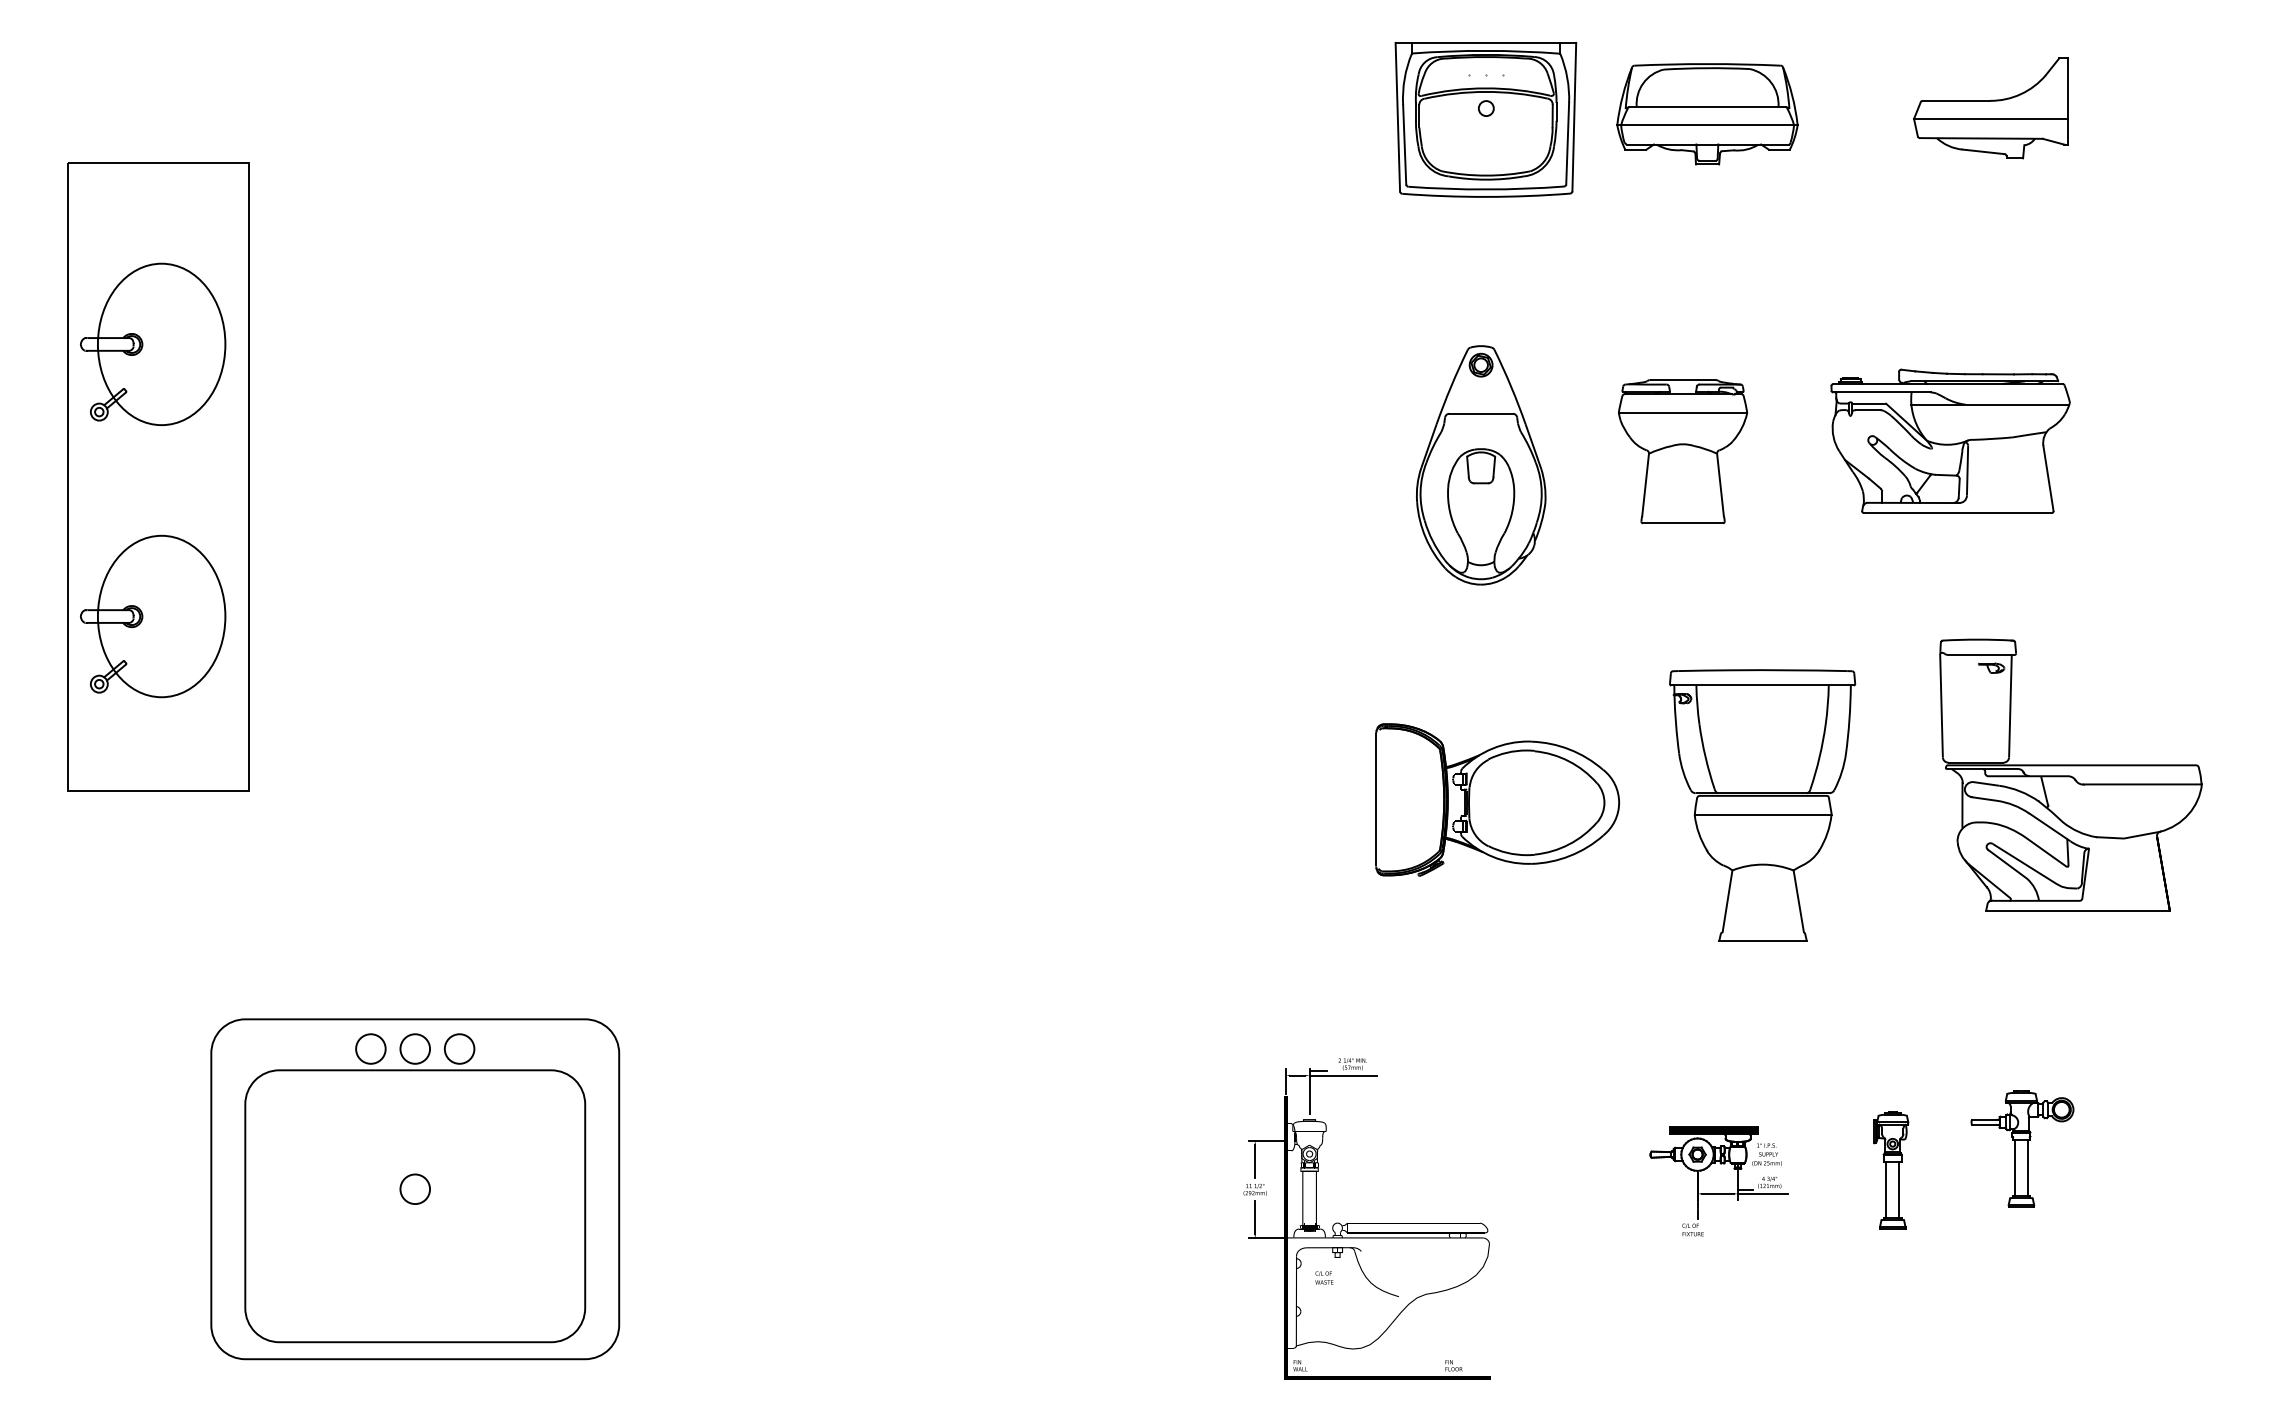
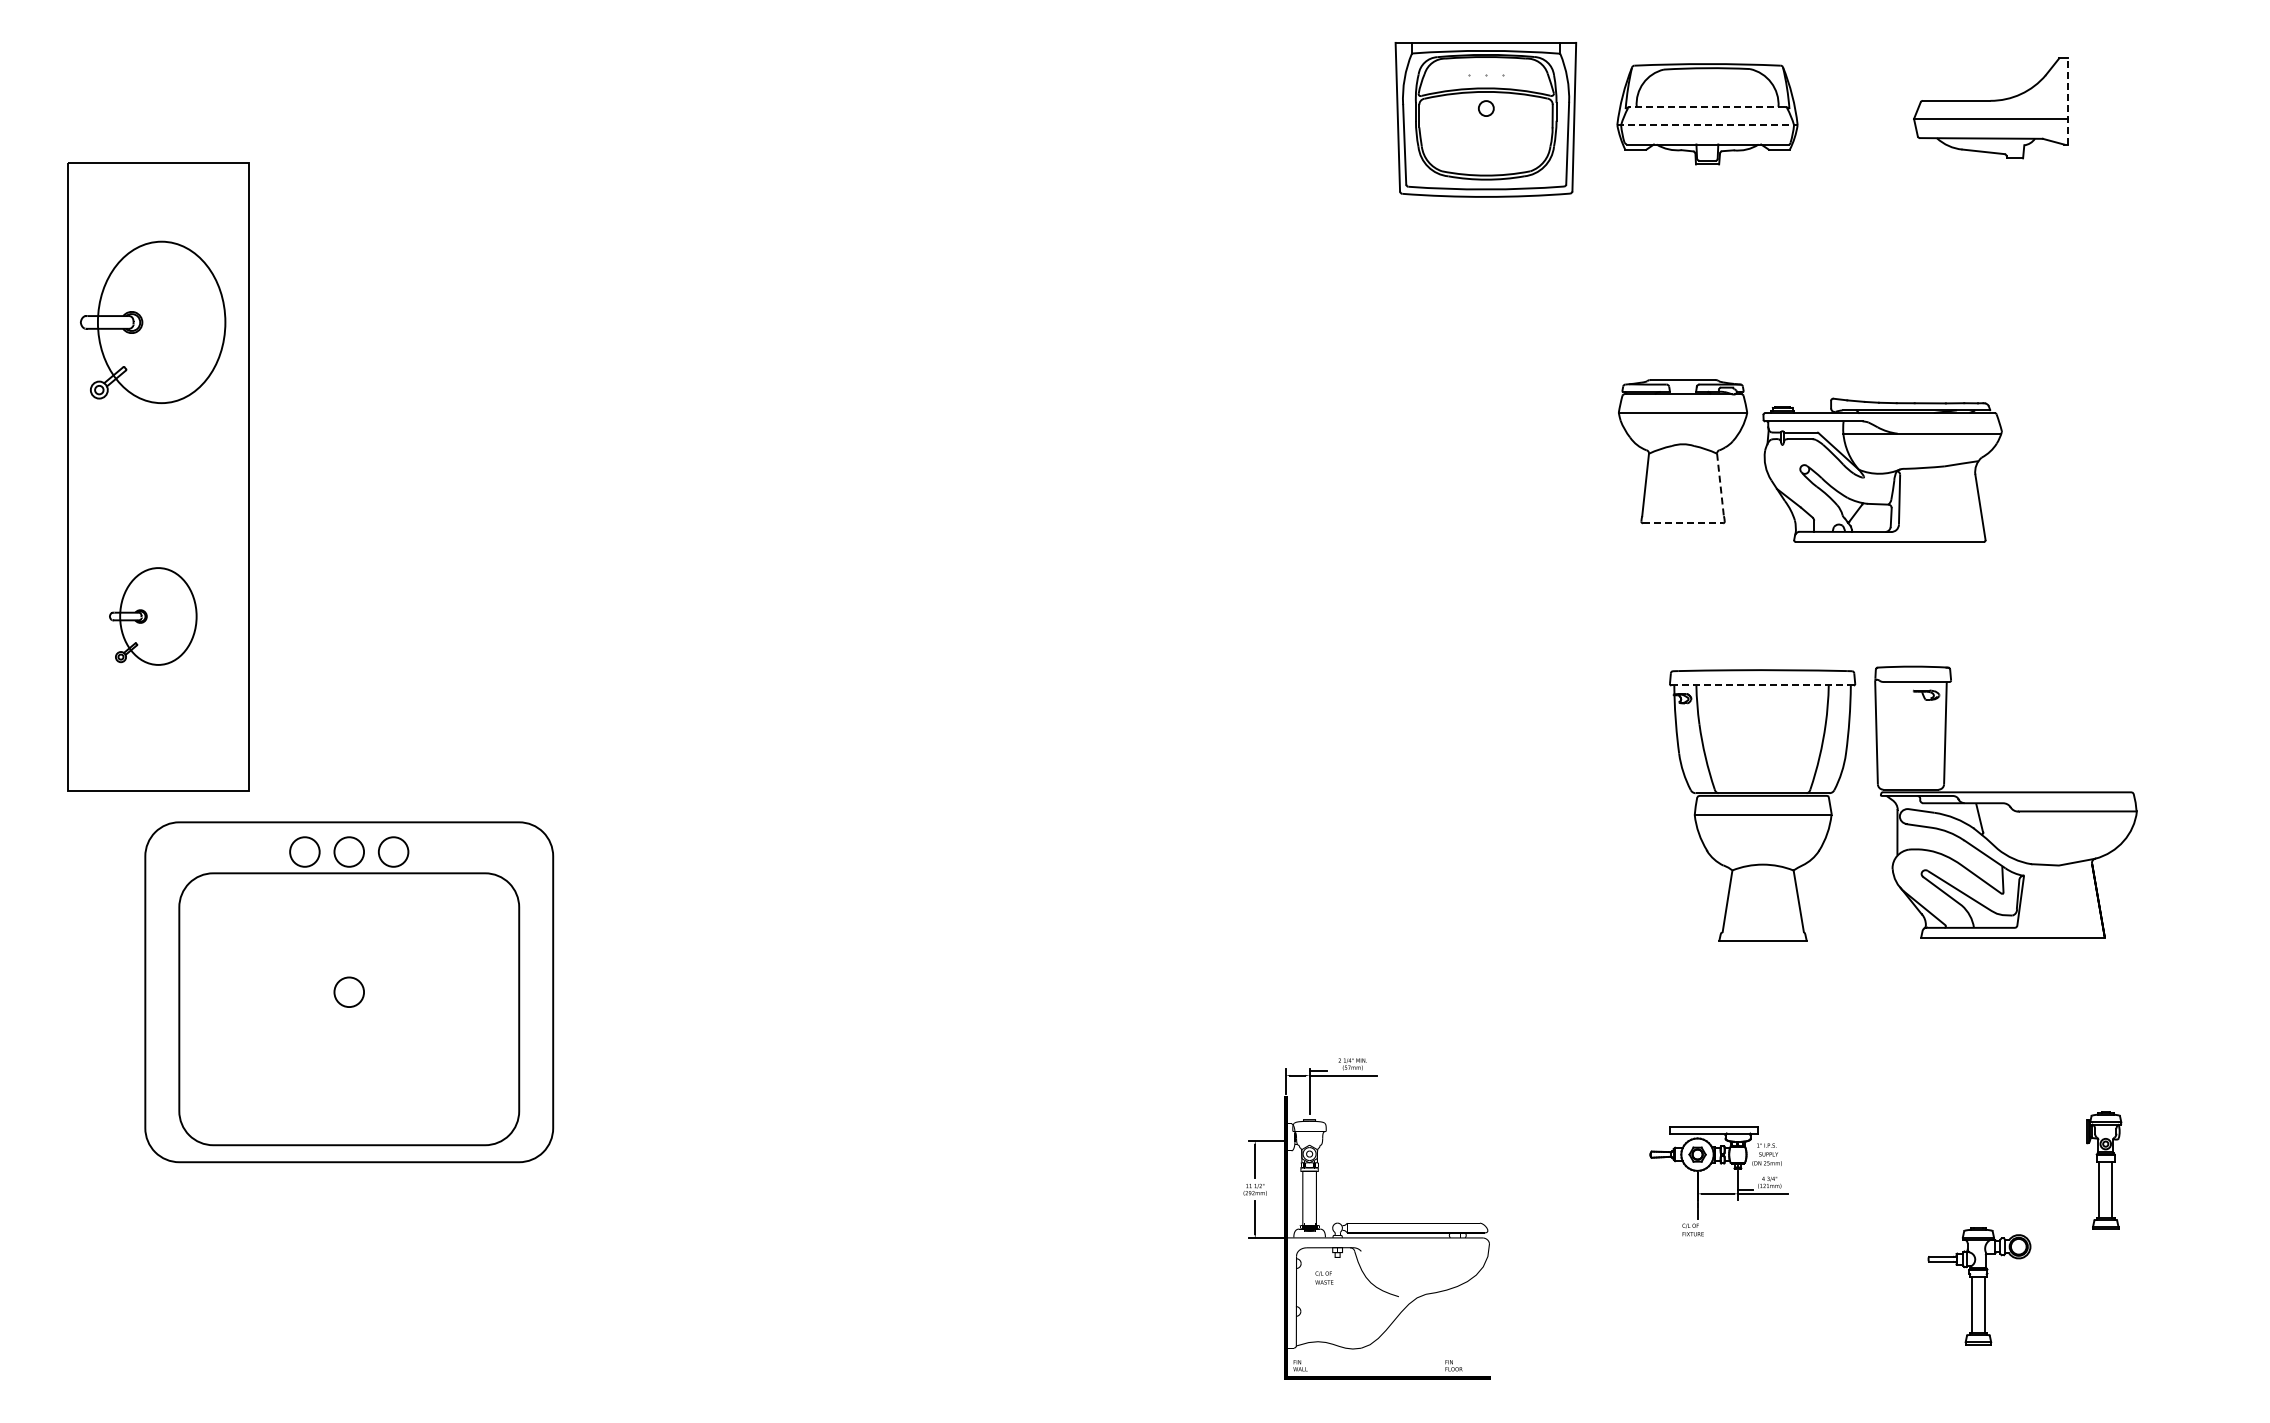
line: solid -> dashed (2068, 101)
line: solid -> dashed (1707, 106)
line: solid -> dashed (1707, 125)
part position: (153, 343) -> (153, 321) (153, 321)
part position: (1950, 440) -> (1882, 469) (1882, 469)
part: present -> none (1481, 465)
line: solid -> dashed (1720, 485)
line: solid -> dashed (1683, 523)
part size: 147x165 px -> 89x99 px (153, 616)
line: solid -> dashed (1762, 685)
part position: (2070, 774) -> (2005, 801) (2005, 801)
part: present -> none (1497, 799)
fill: present -> none (1714, 1130)
part position: (2022, 1148) -> (1979, 1285) (1979, 1285)
part position: (1891, 1170) -> (2104, 1170) (2104, 1170)
part position: (415, 1189) -> (349, 992) (349, 992)
